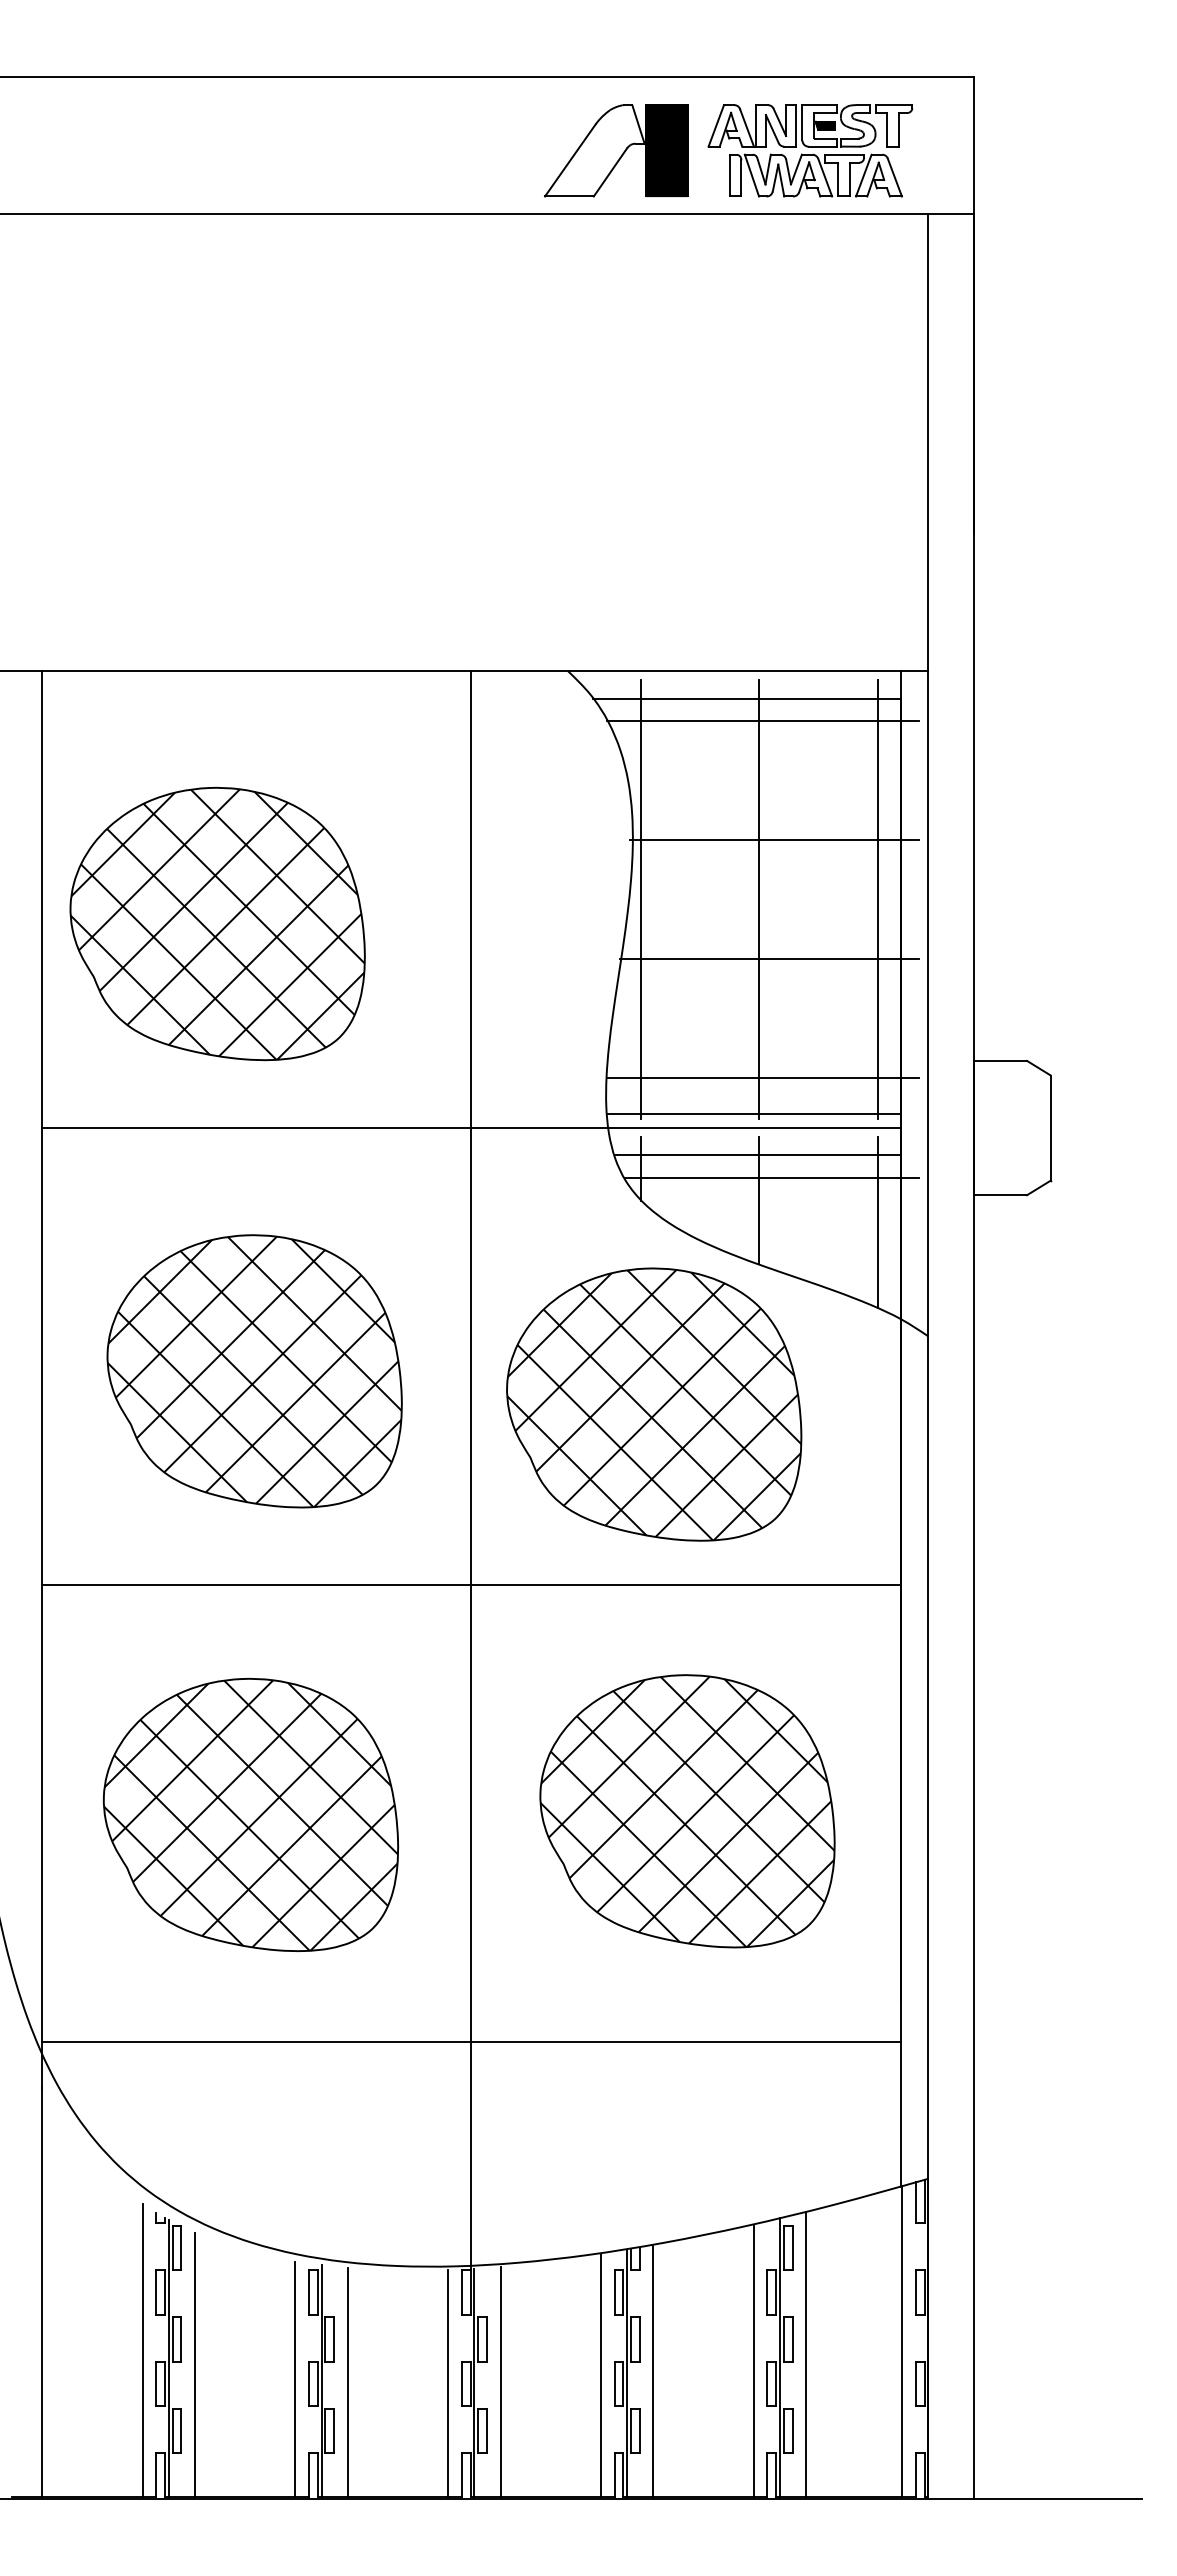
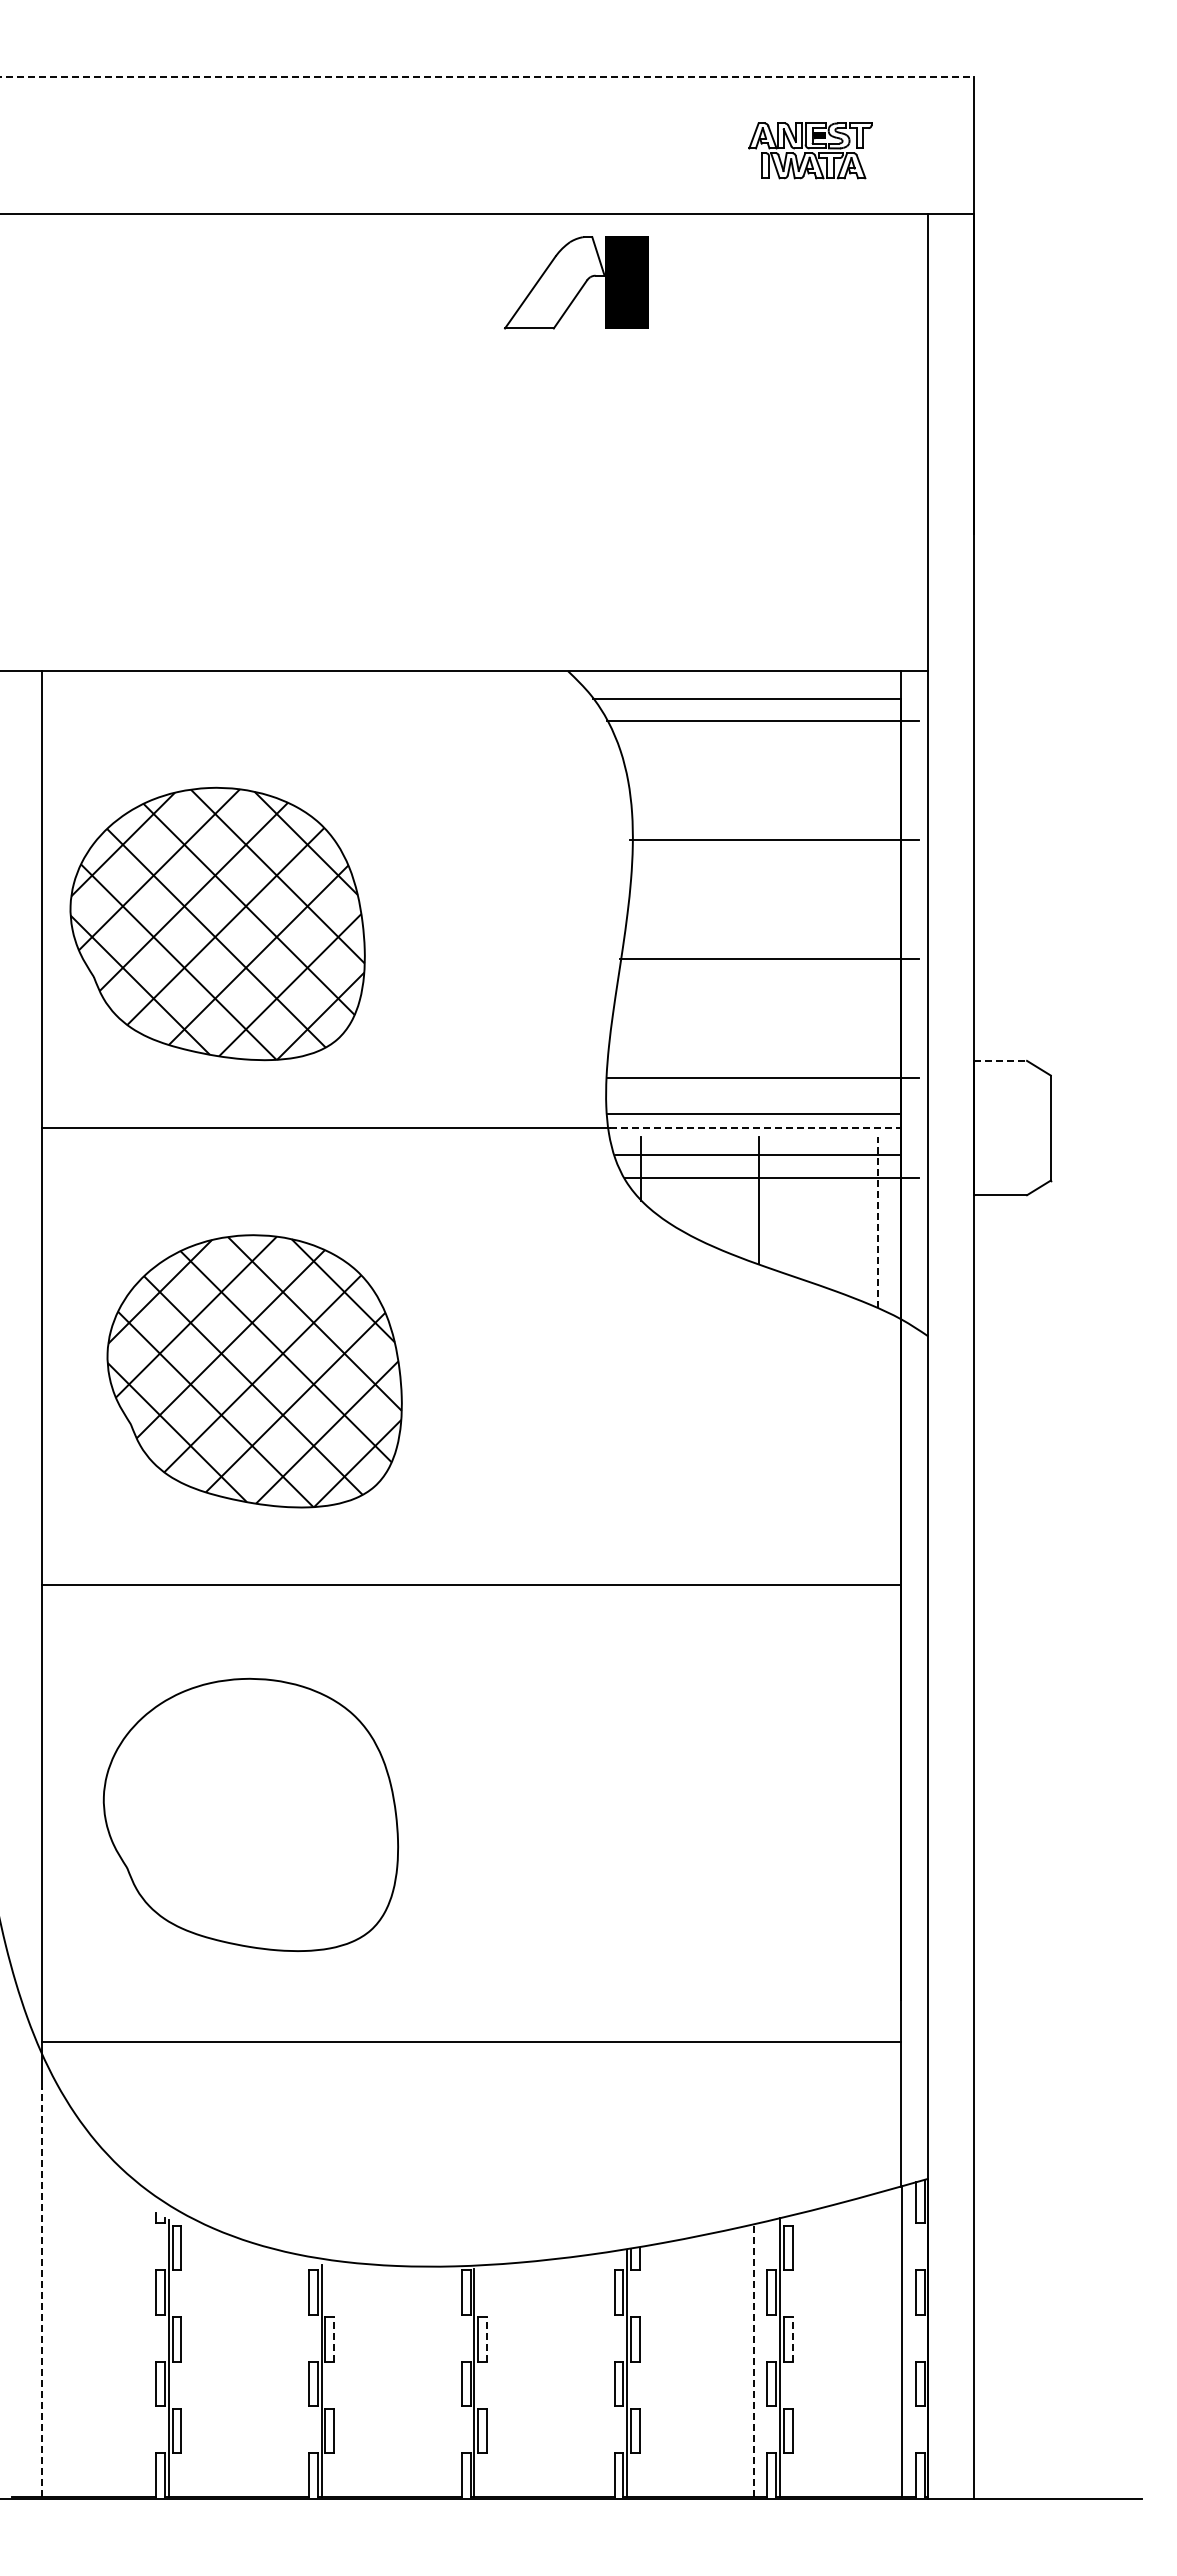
line: solid -> dashed (487, 77)
part position: (616, 150) -> (576, 282) (576, 282)
part size: 207x94 px -> 125x58 px (810, 150)
line: present -> none (640, 899)
line: present -> none (759, 899)
line: present -> none (878, 899)
line: solid -> dashed (1001, 1060)
line: solid -> dashed (755, 1128)
line: solid -> dashed (878, 1221)
part: present -> none (654, 1404)
line: present -> none (471, 1469)
part: present -> none (687, 1811)
hatch: present -> none (251, 1815)
line: solid -> dashed (42, 2292)
line: solid -> dashed (334, 2339)
line: solid -> dashed (487, 2339)
line: solid -> dashed (792, 2339)
line: present -> none (142, 2350)
line: present -> none (806, 2354)
line: solid -> dashed (753, 2360)
line: present -> none (194, 2364)
line: present -> none (653, 2371)
line: present -> none (601, 2375)
line: present -> none (295, 2379)
line: present -> none (500, 2381)
line: present -> none (347, 2382)
line: present -> none (448, 2383)
